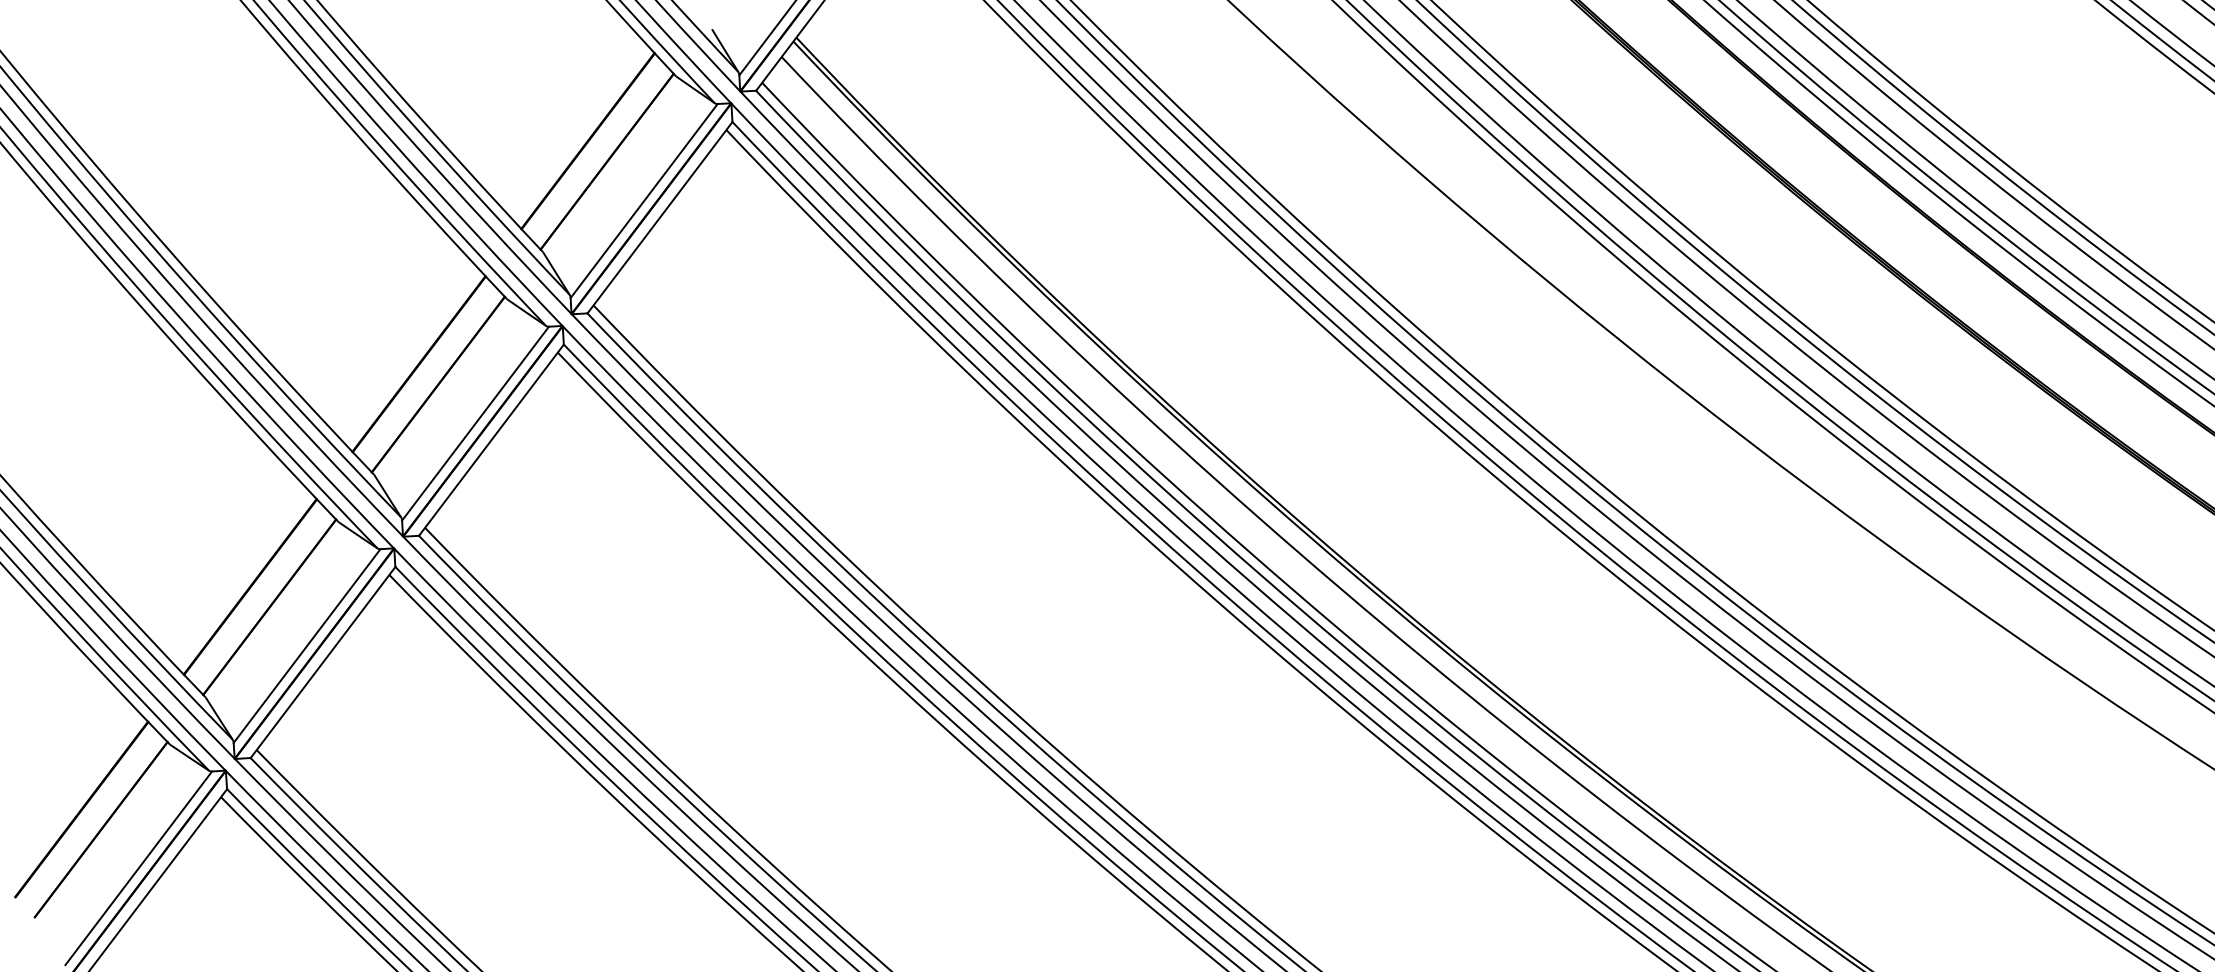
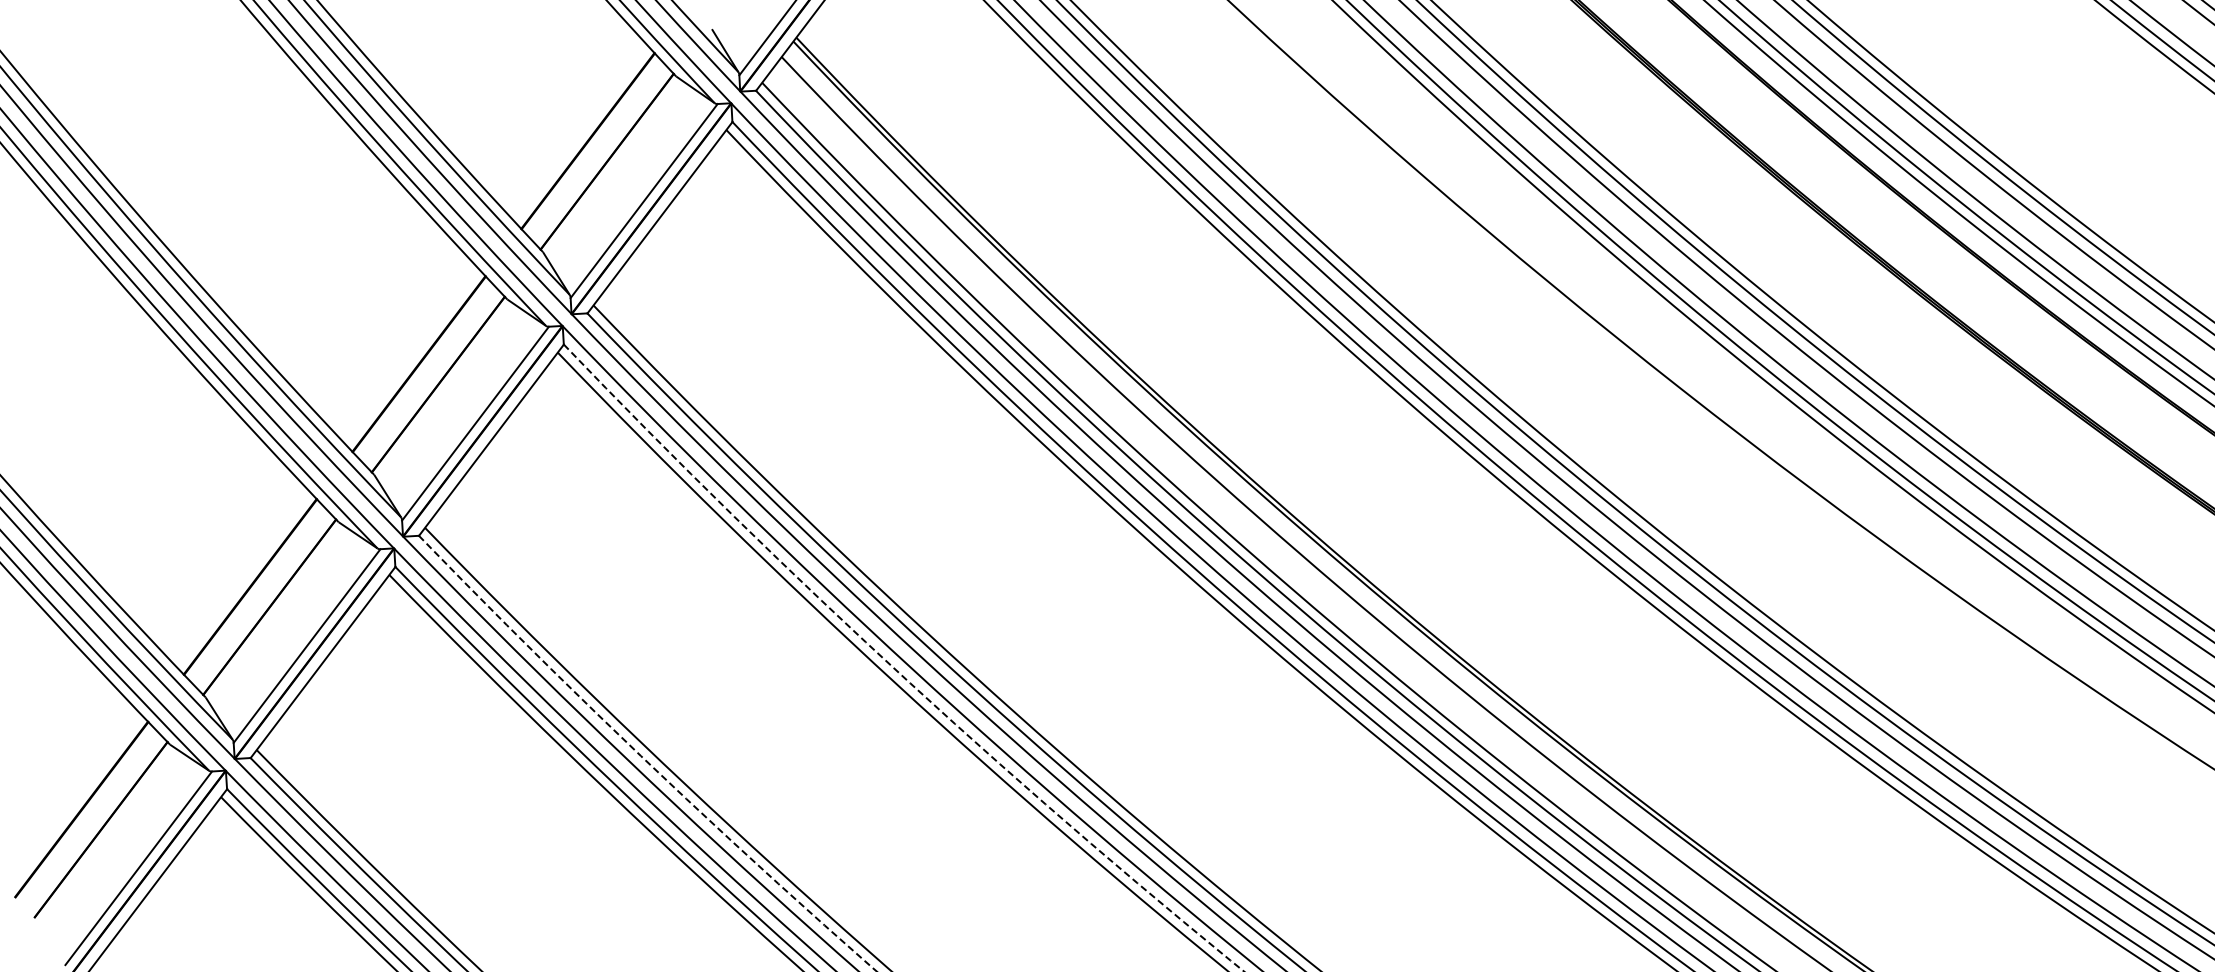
arc: solid -> dashed (894, 669)
arc: solid -> dashed (643, 758)
